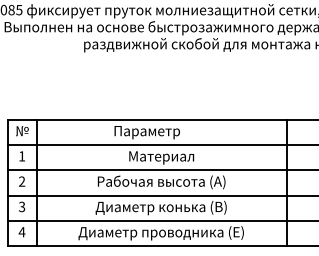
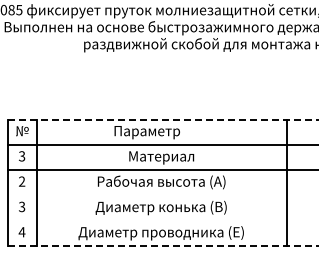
line: solid -> dashed (162, 119)
text: 1 -> 3 (21, 156)
line: present -> none (161, 195)
line: present -> none (161, 220)
line: solid -> dashed (163, 246)
